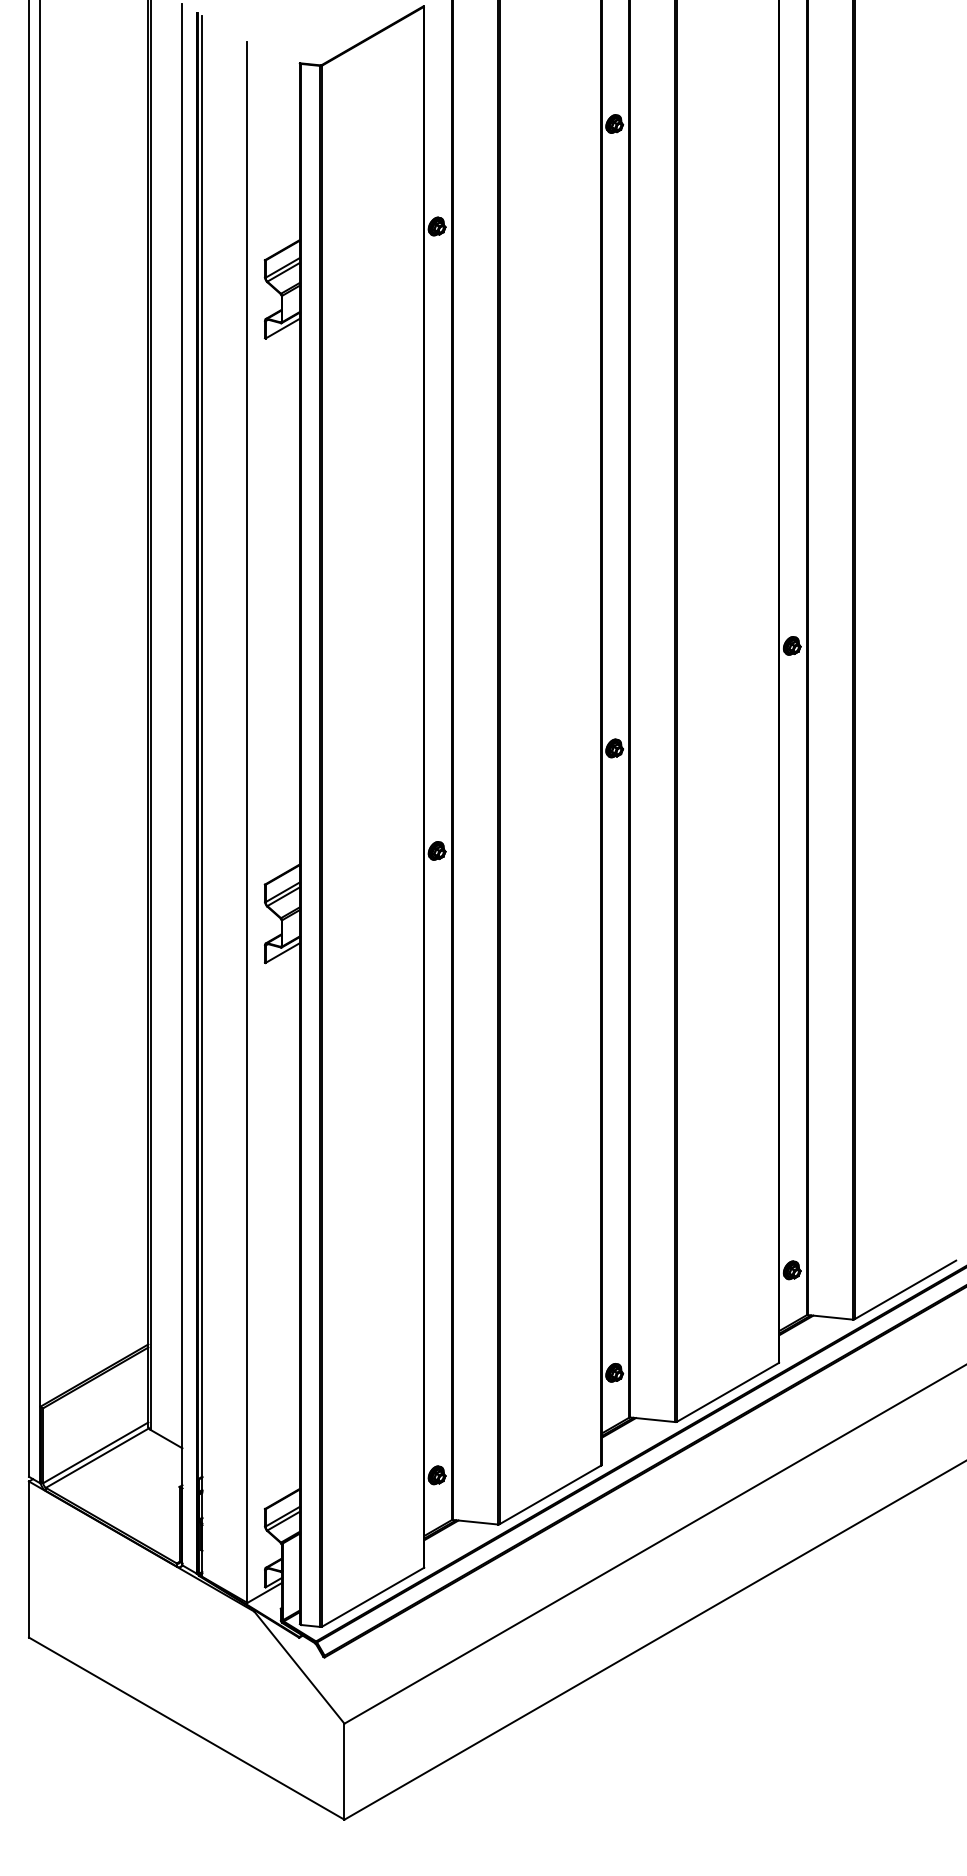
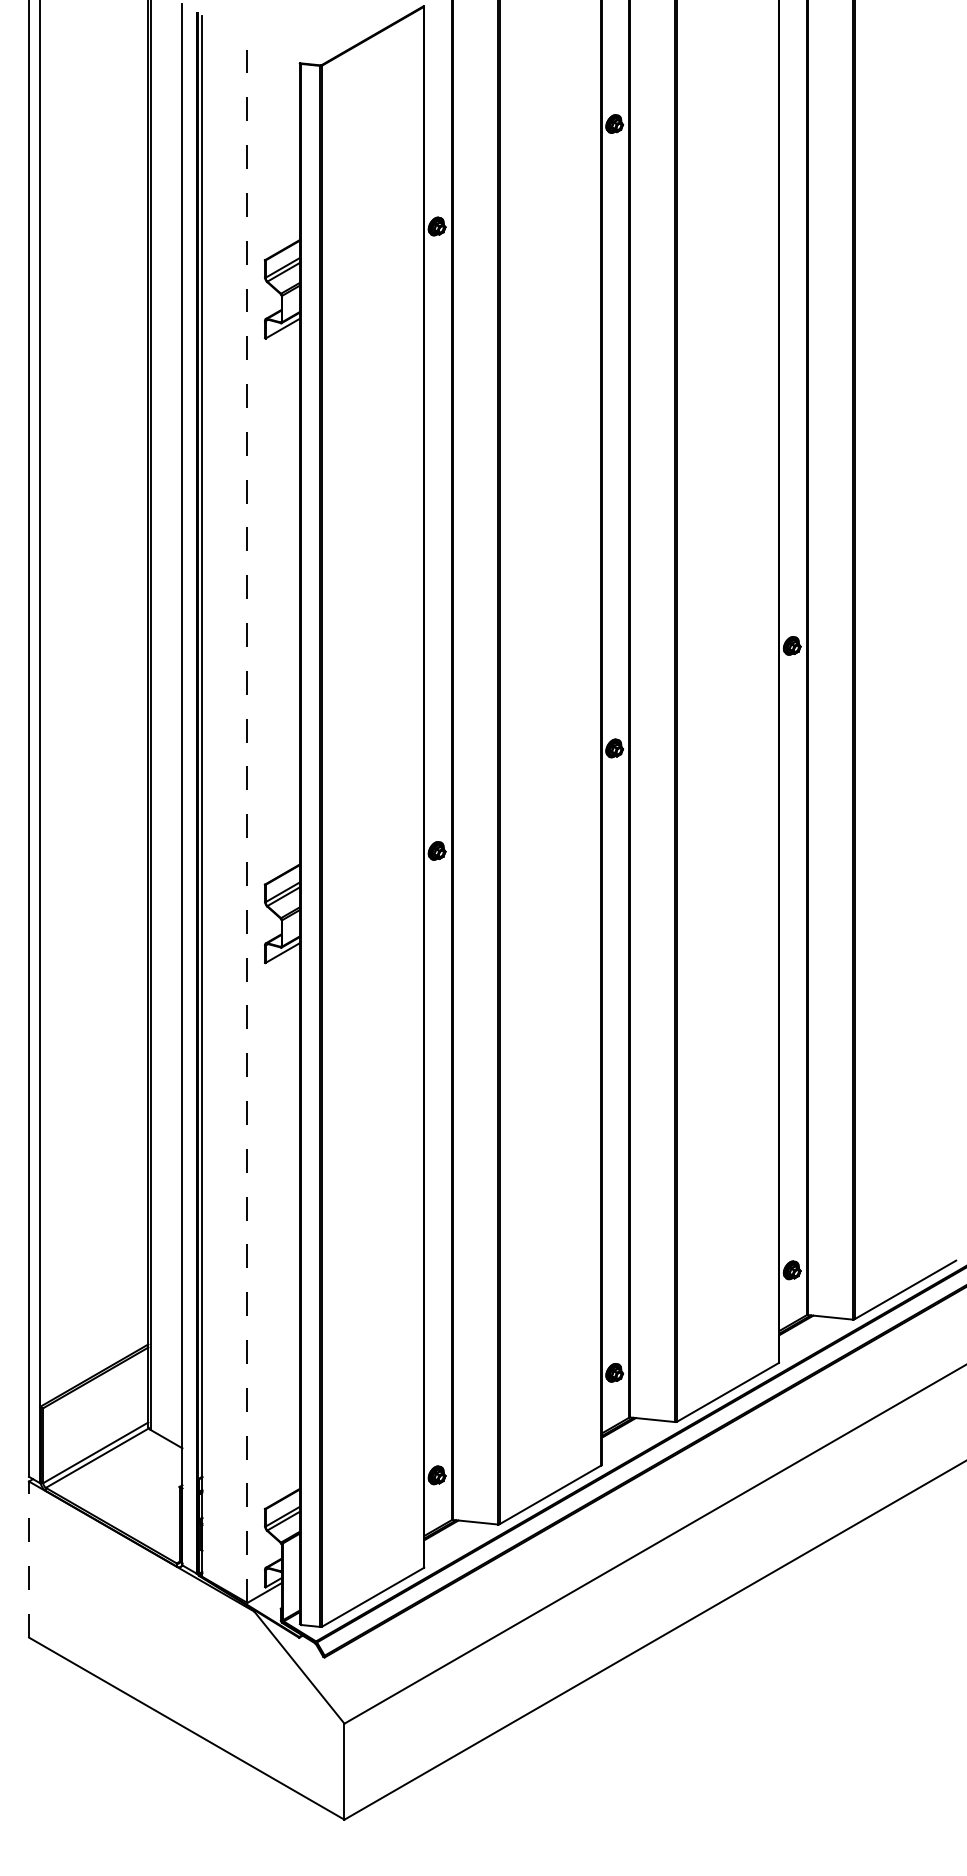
line: solid -> dashed (247, 822)
line: solid -> dashed (29, 1559)
